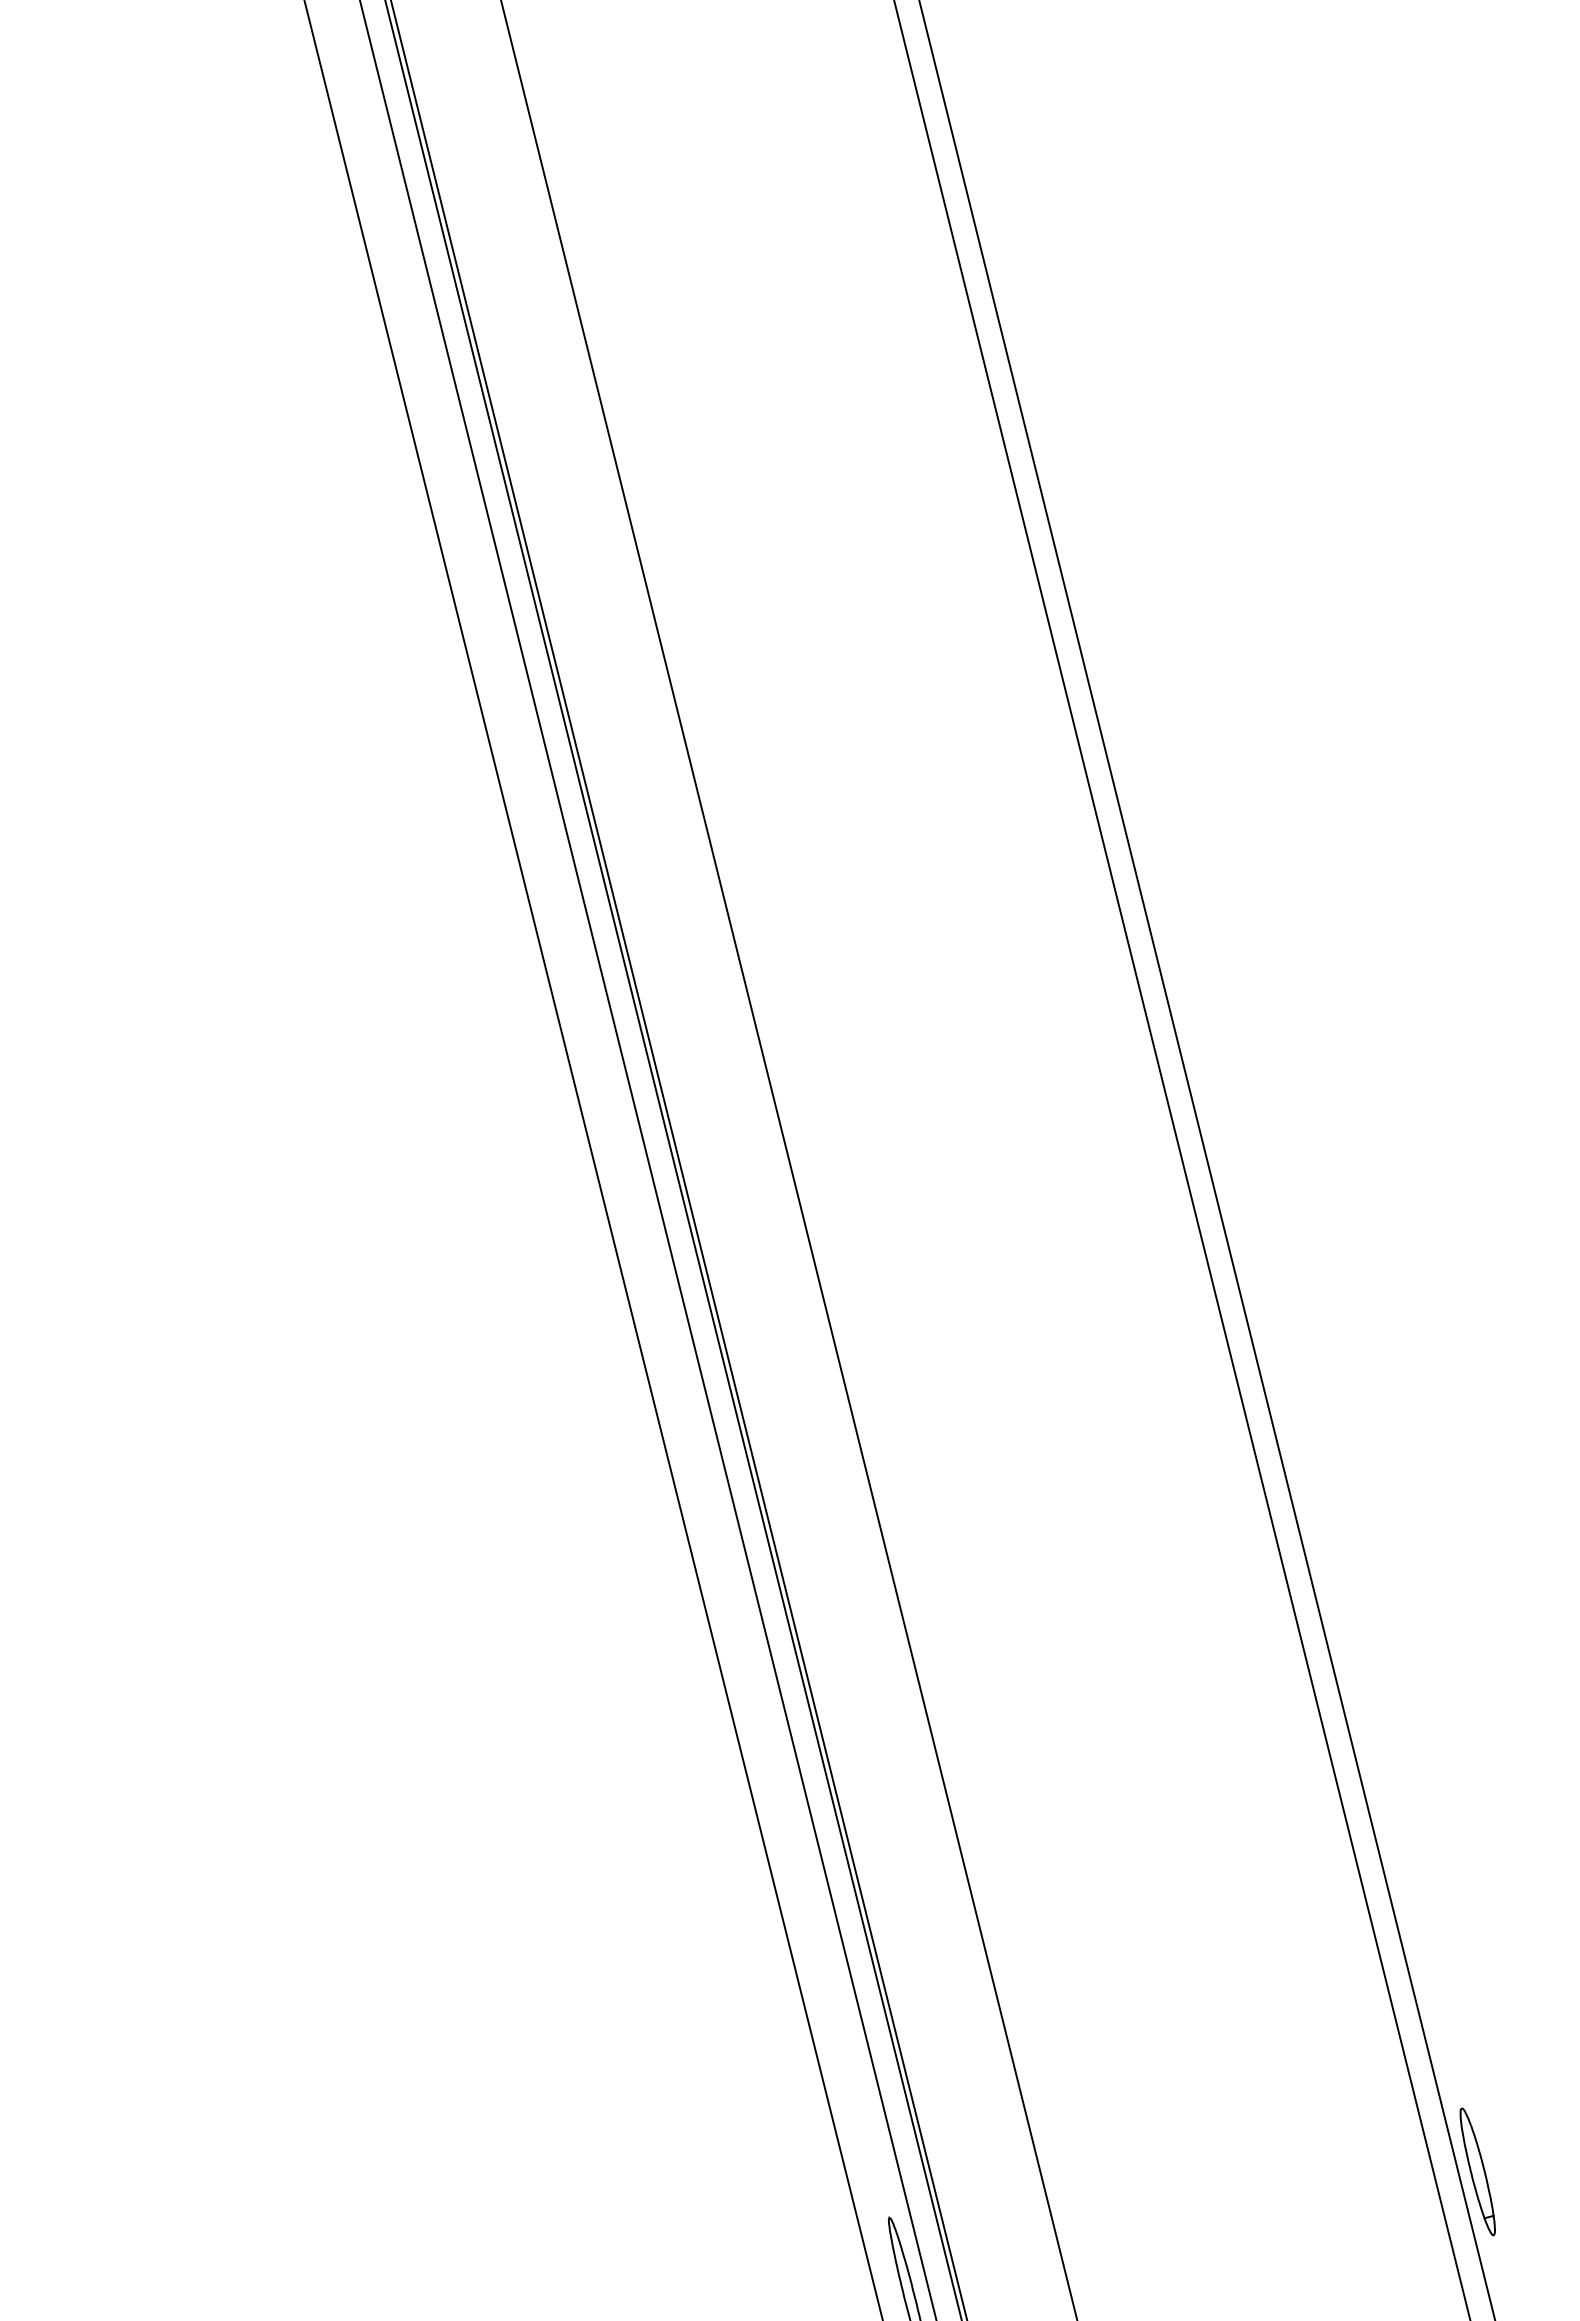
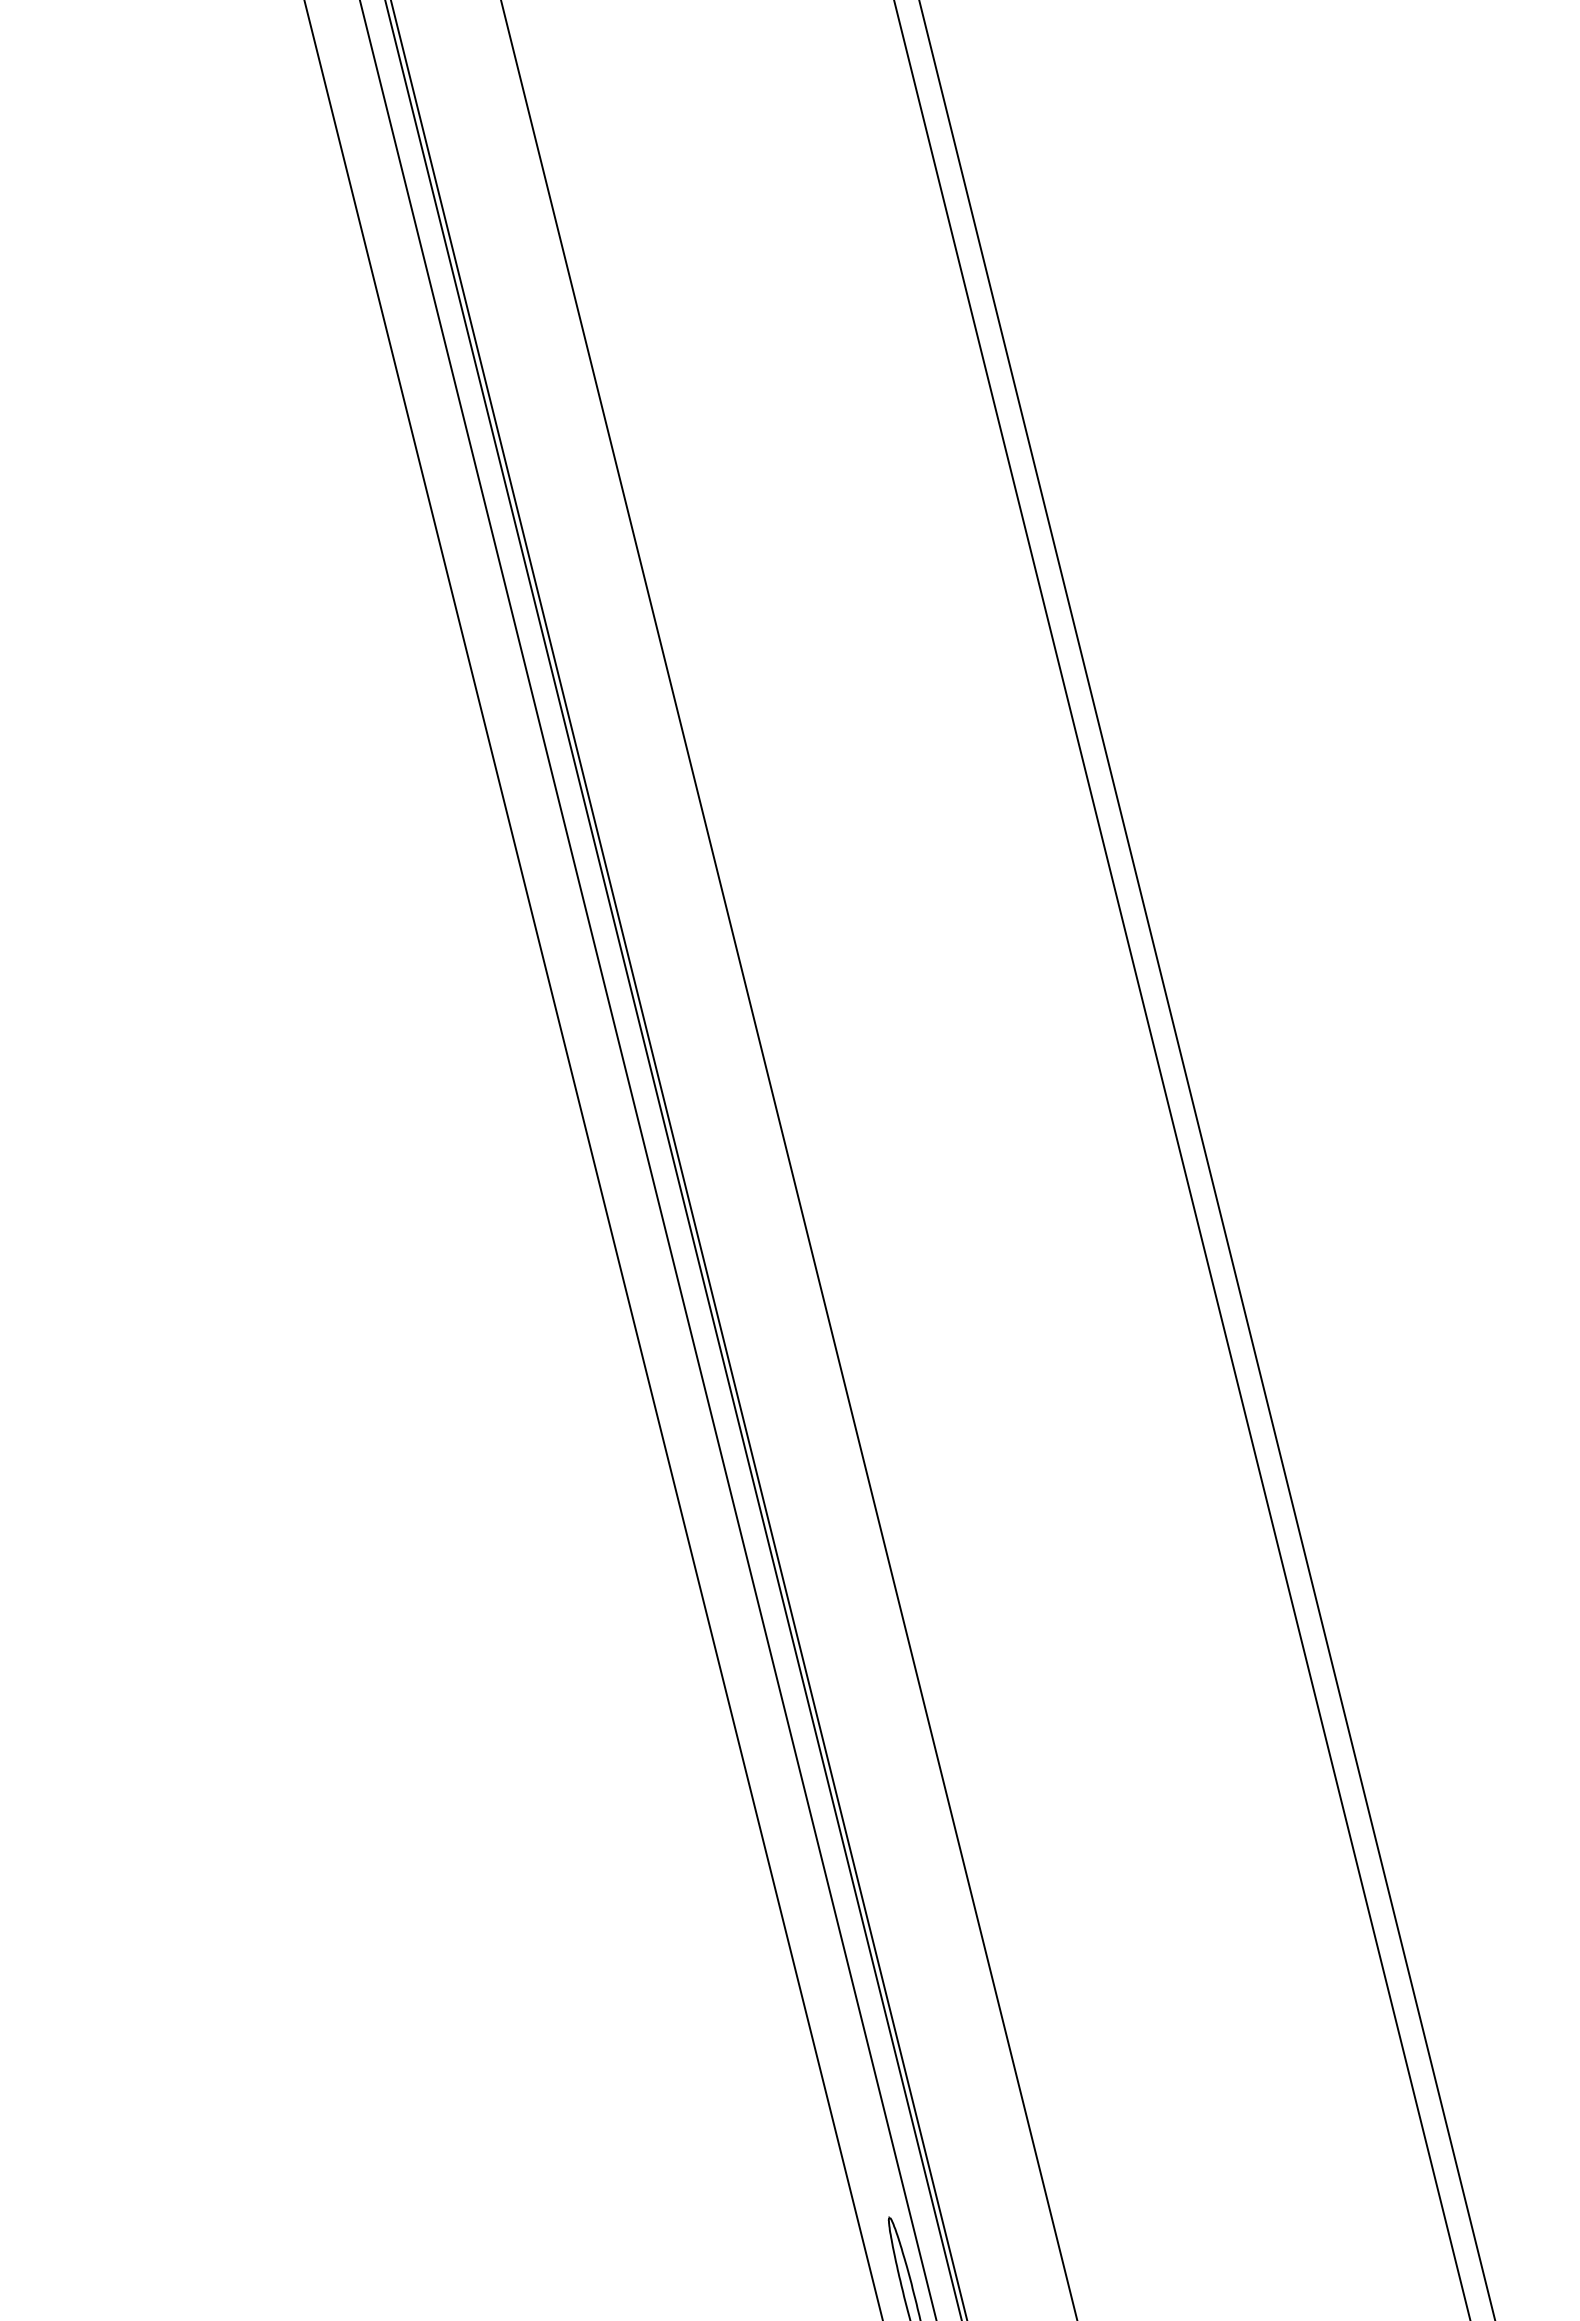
part: present -> none (1477, 2171)
